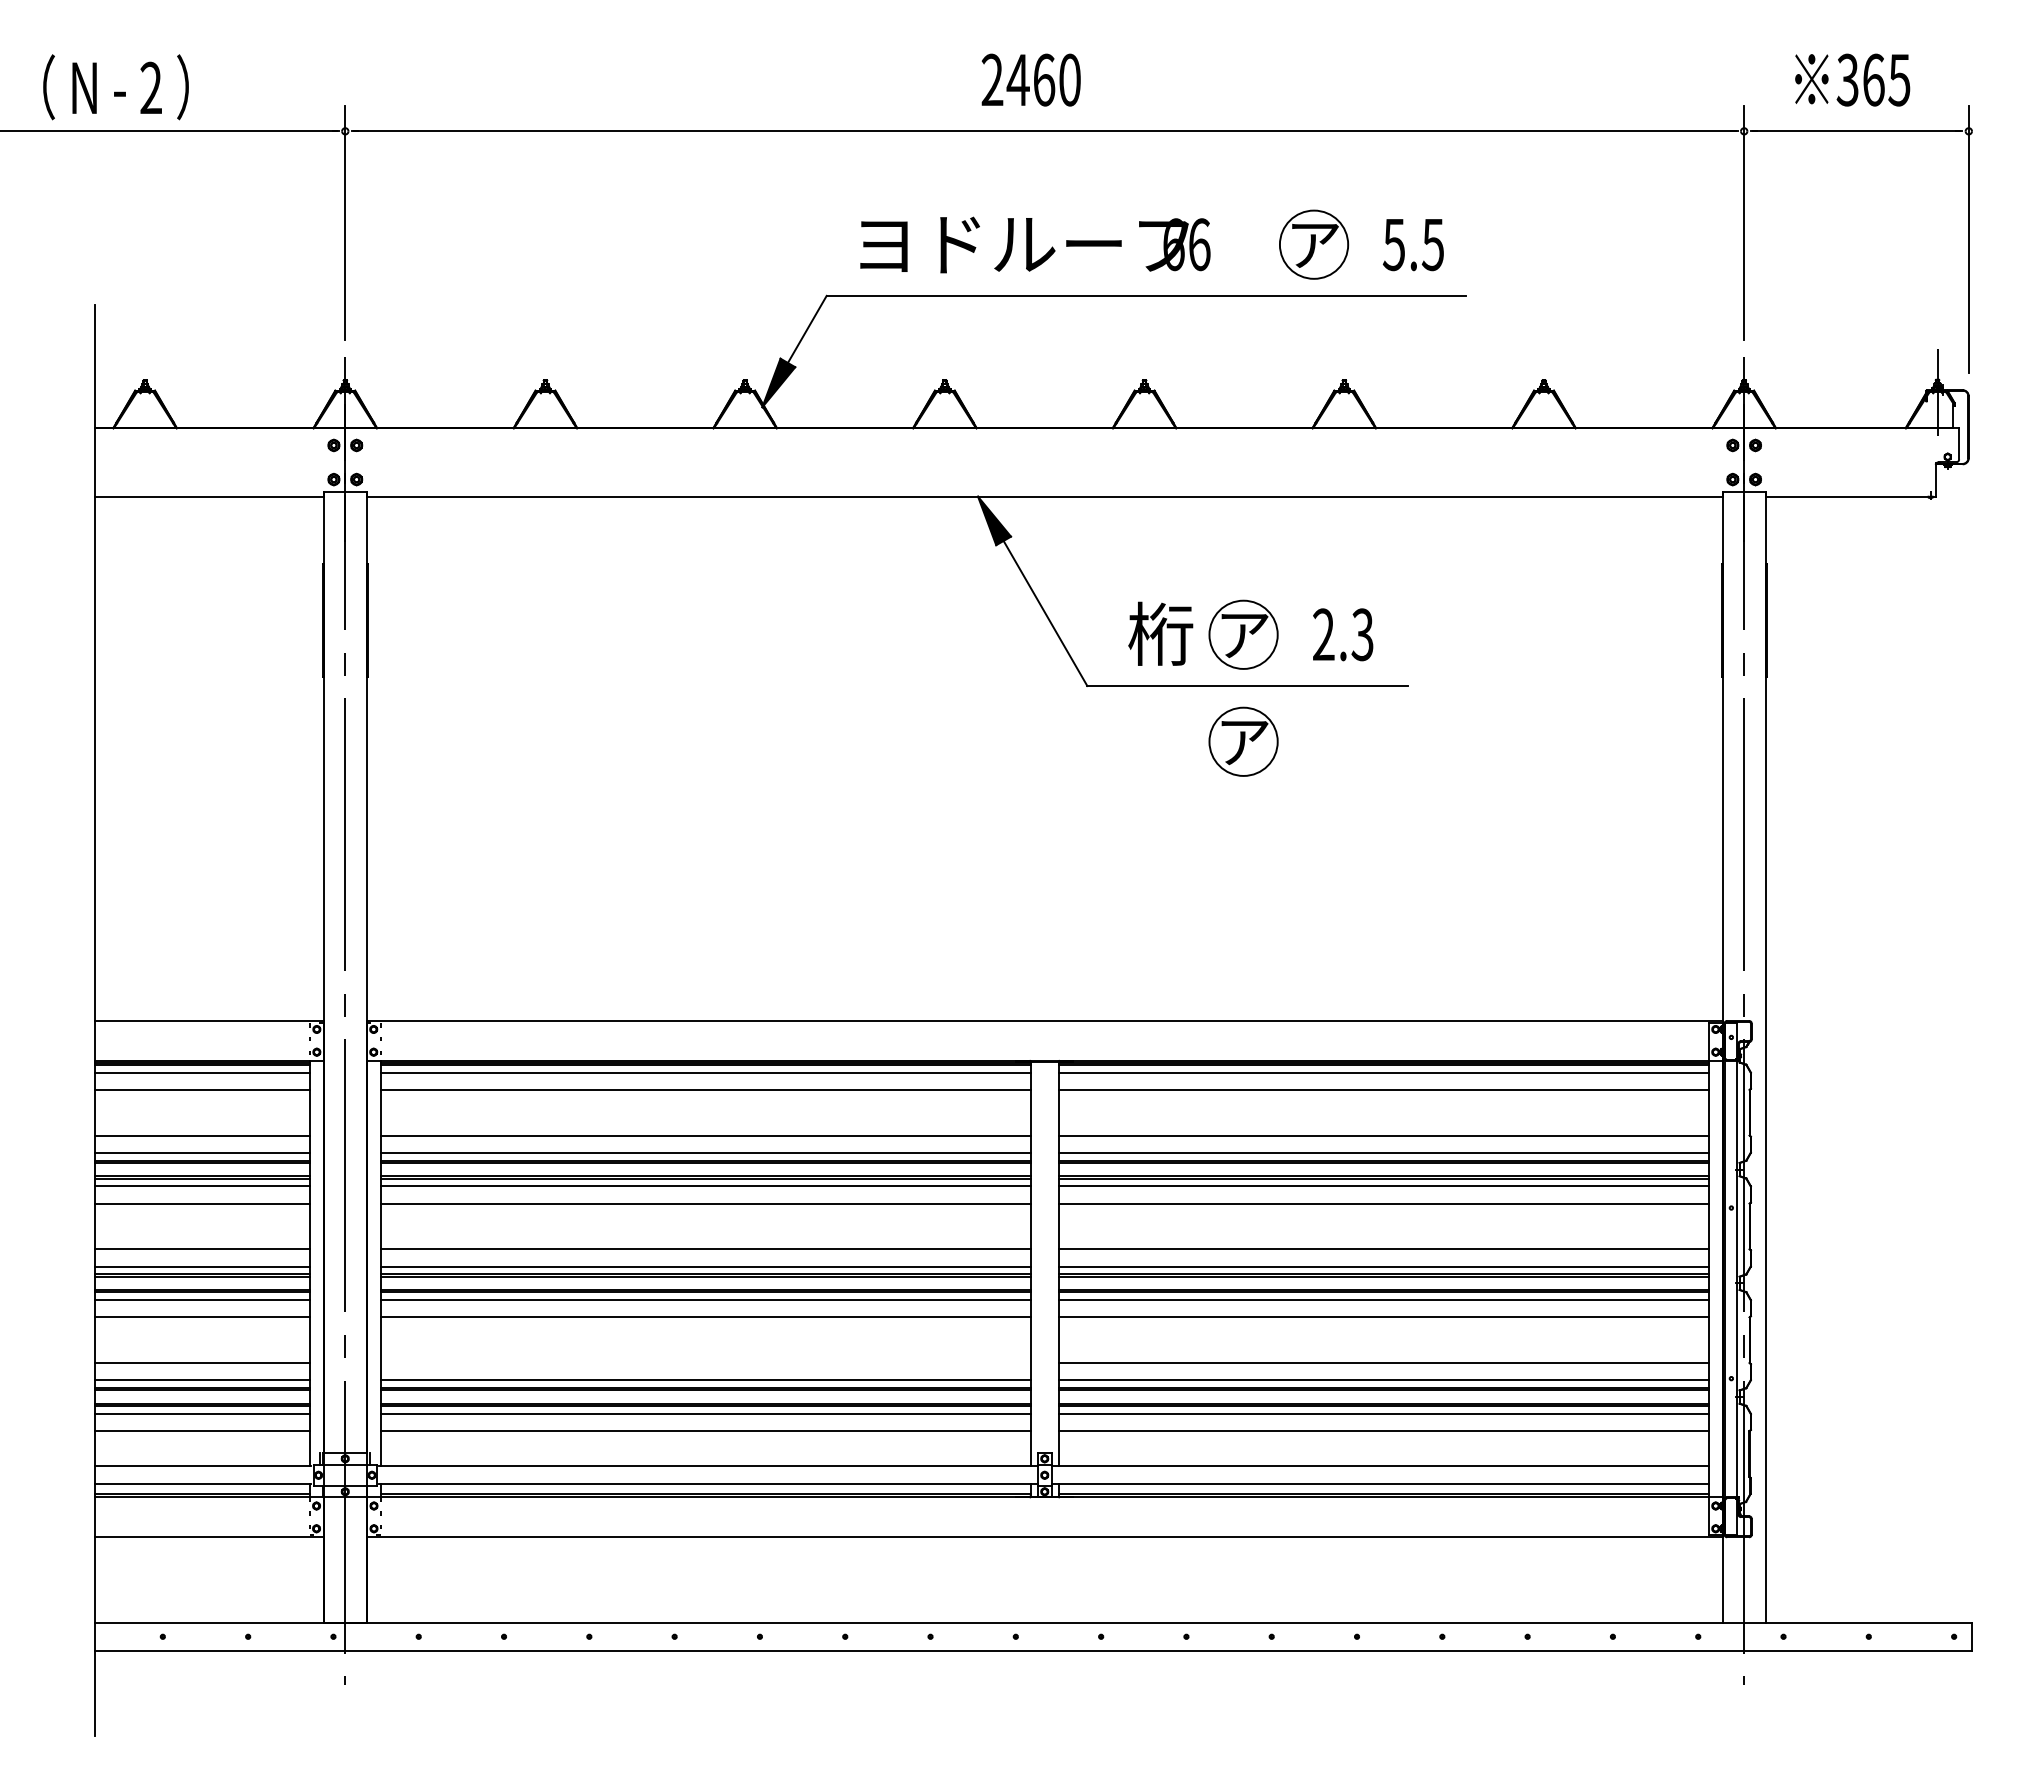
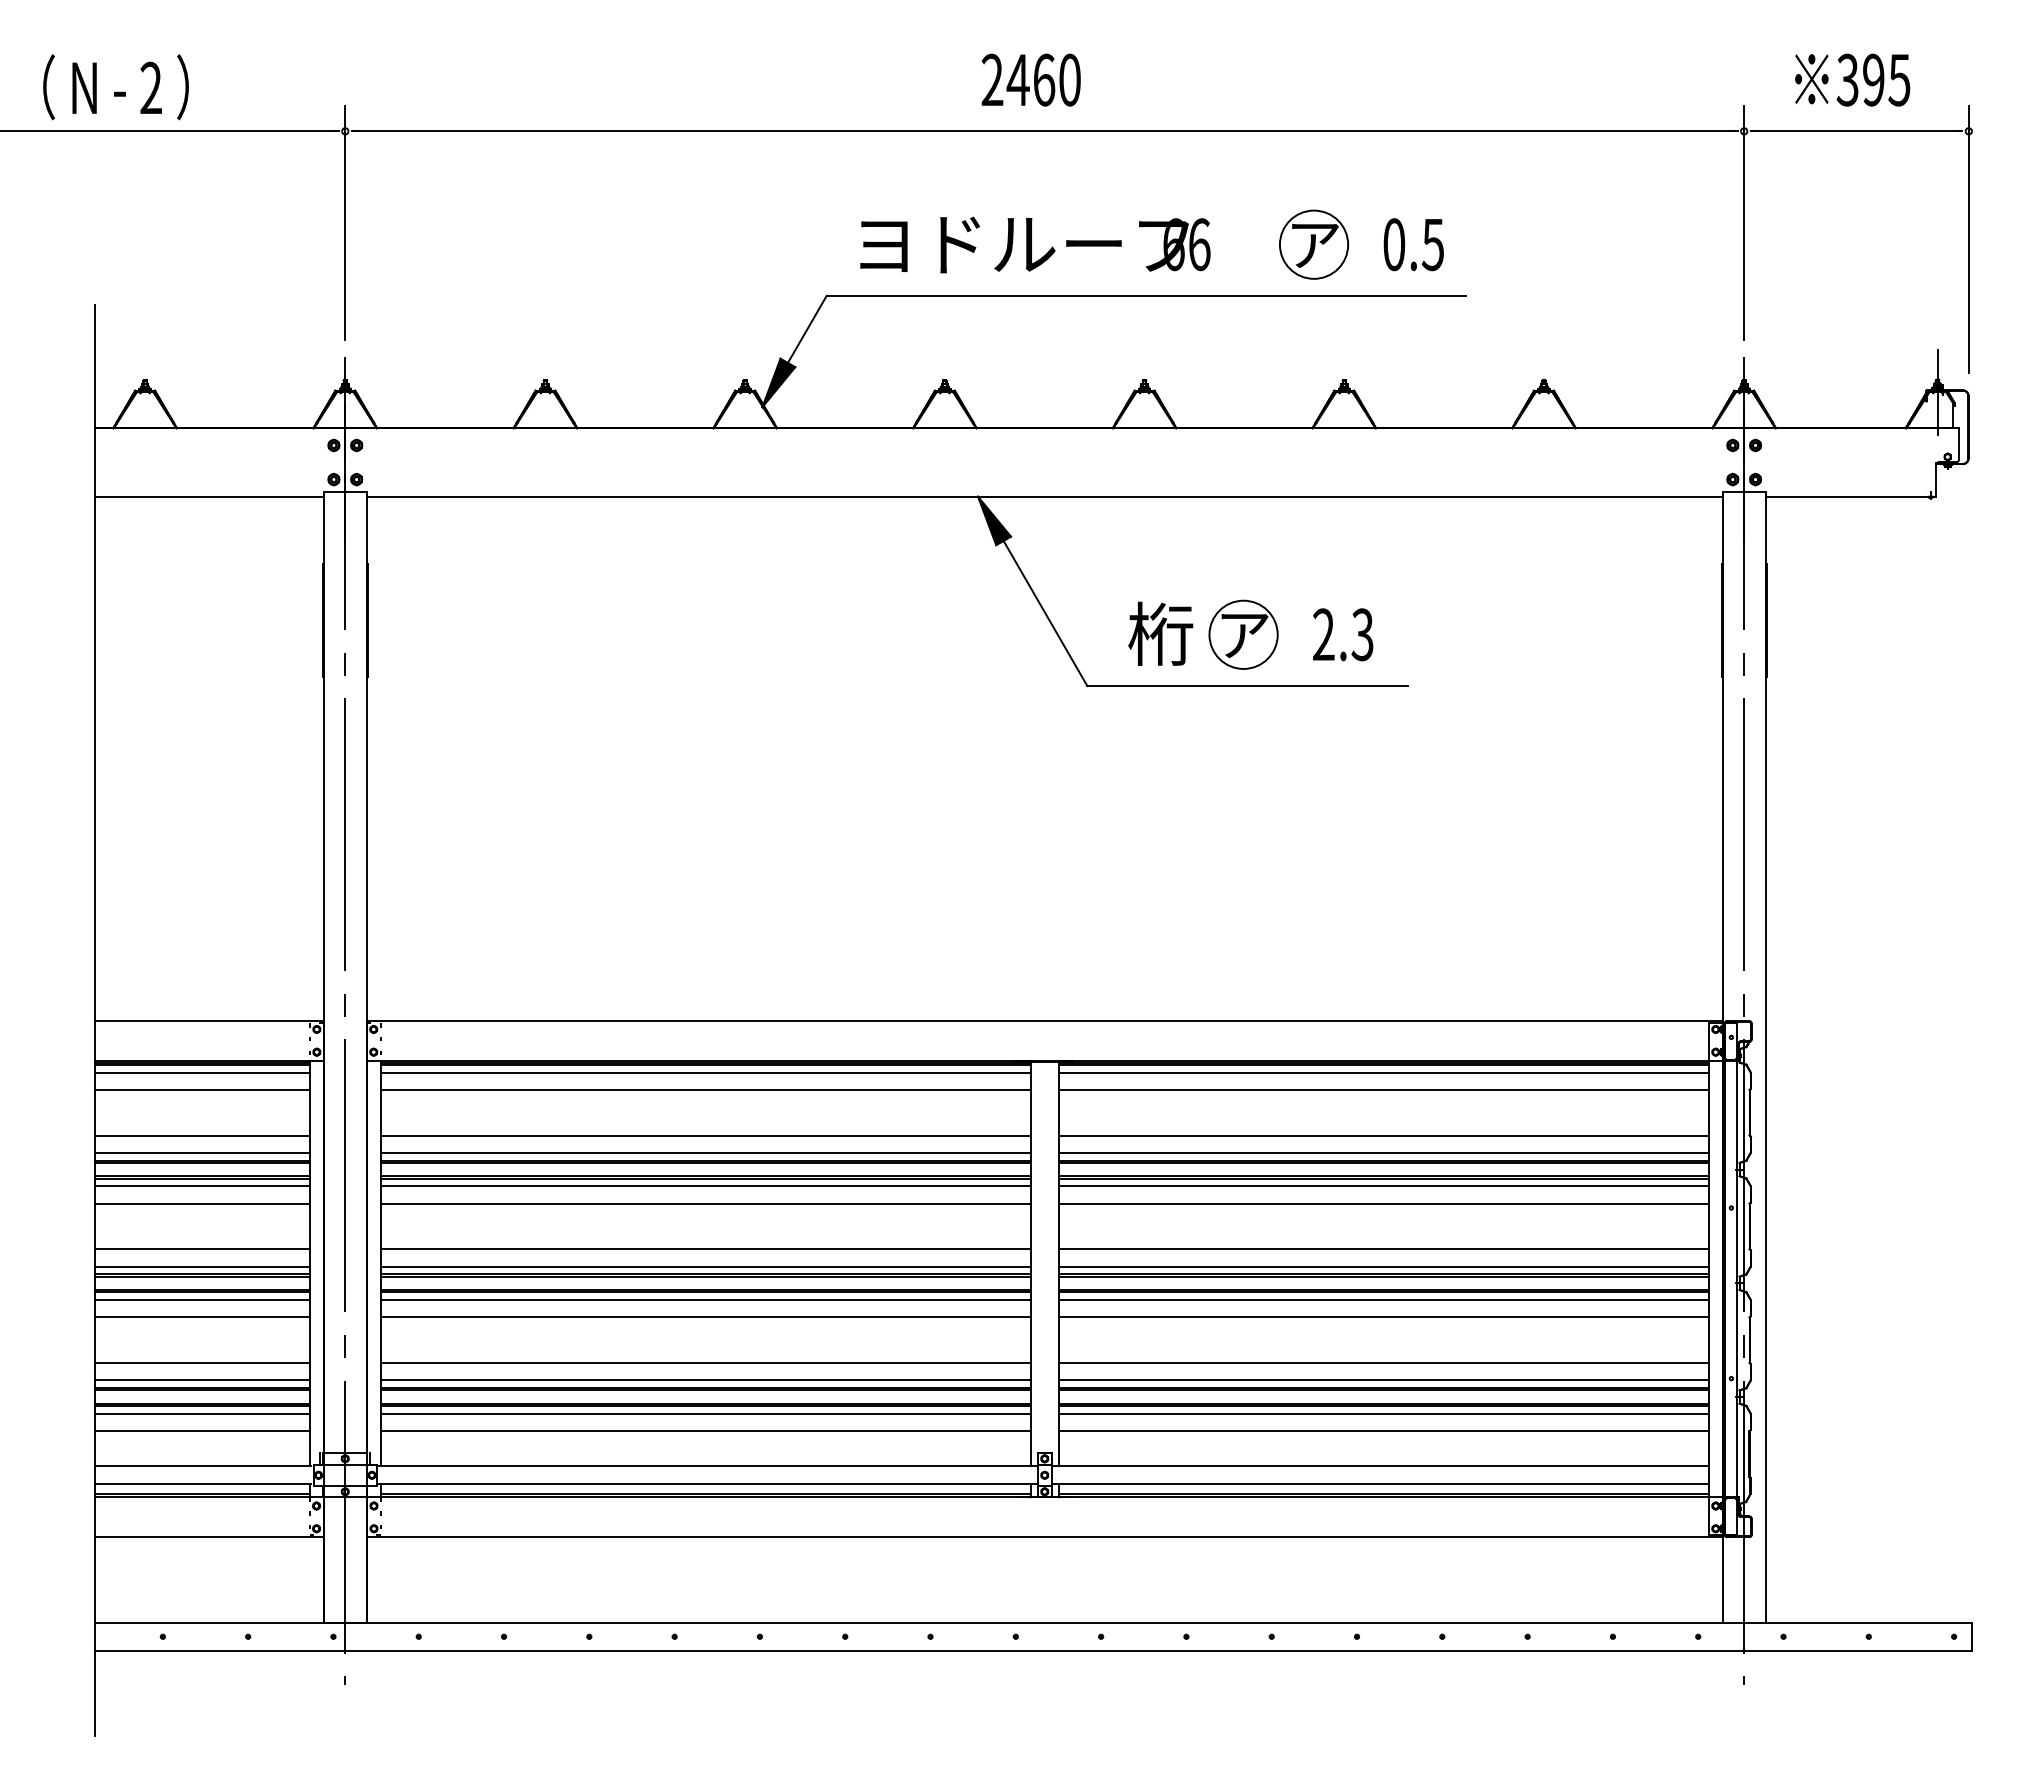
text: 365 -> 395 (1873, 79)
text: 5.5 -> 0.5 (1393, 244)
part: present -> none (1243, 741)
line: none -> present (705, 1363)
